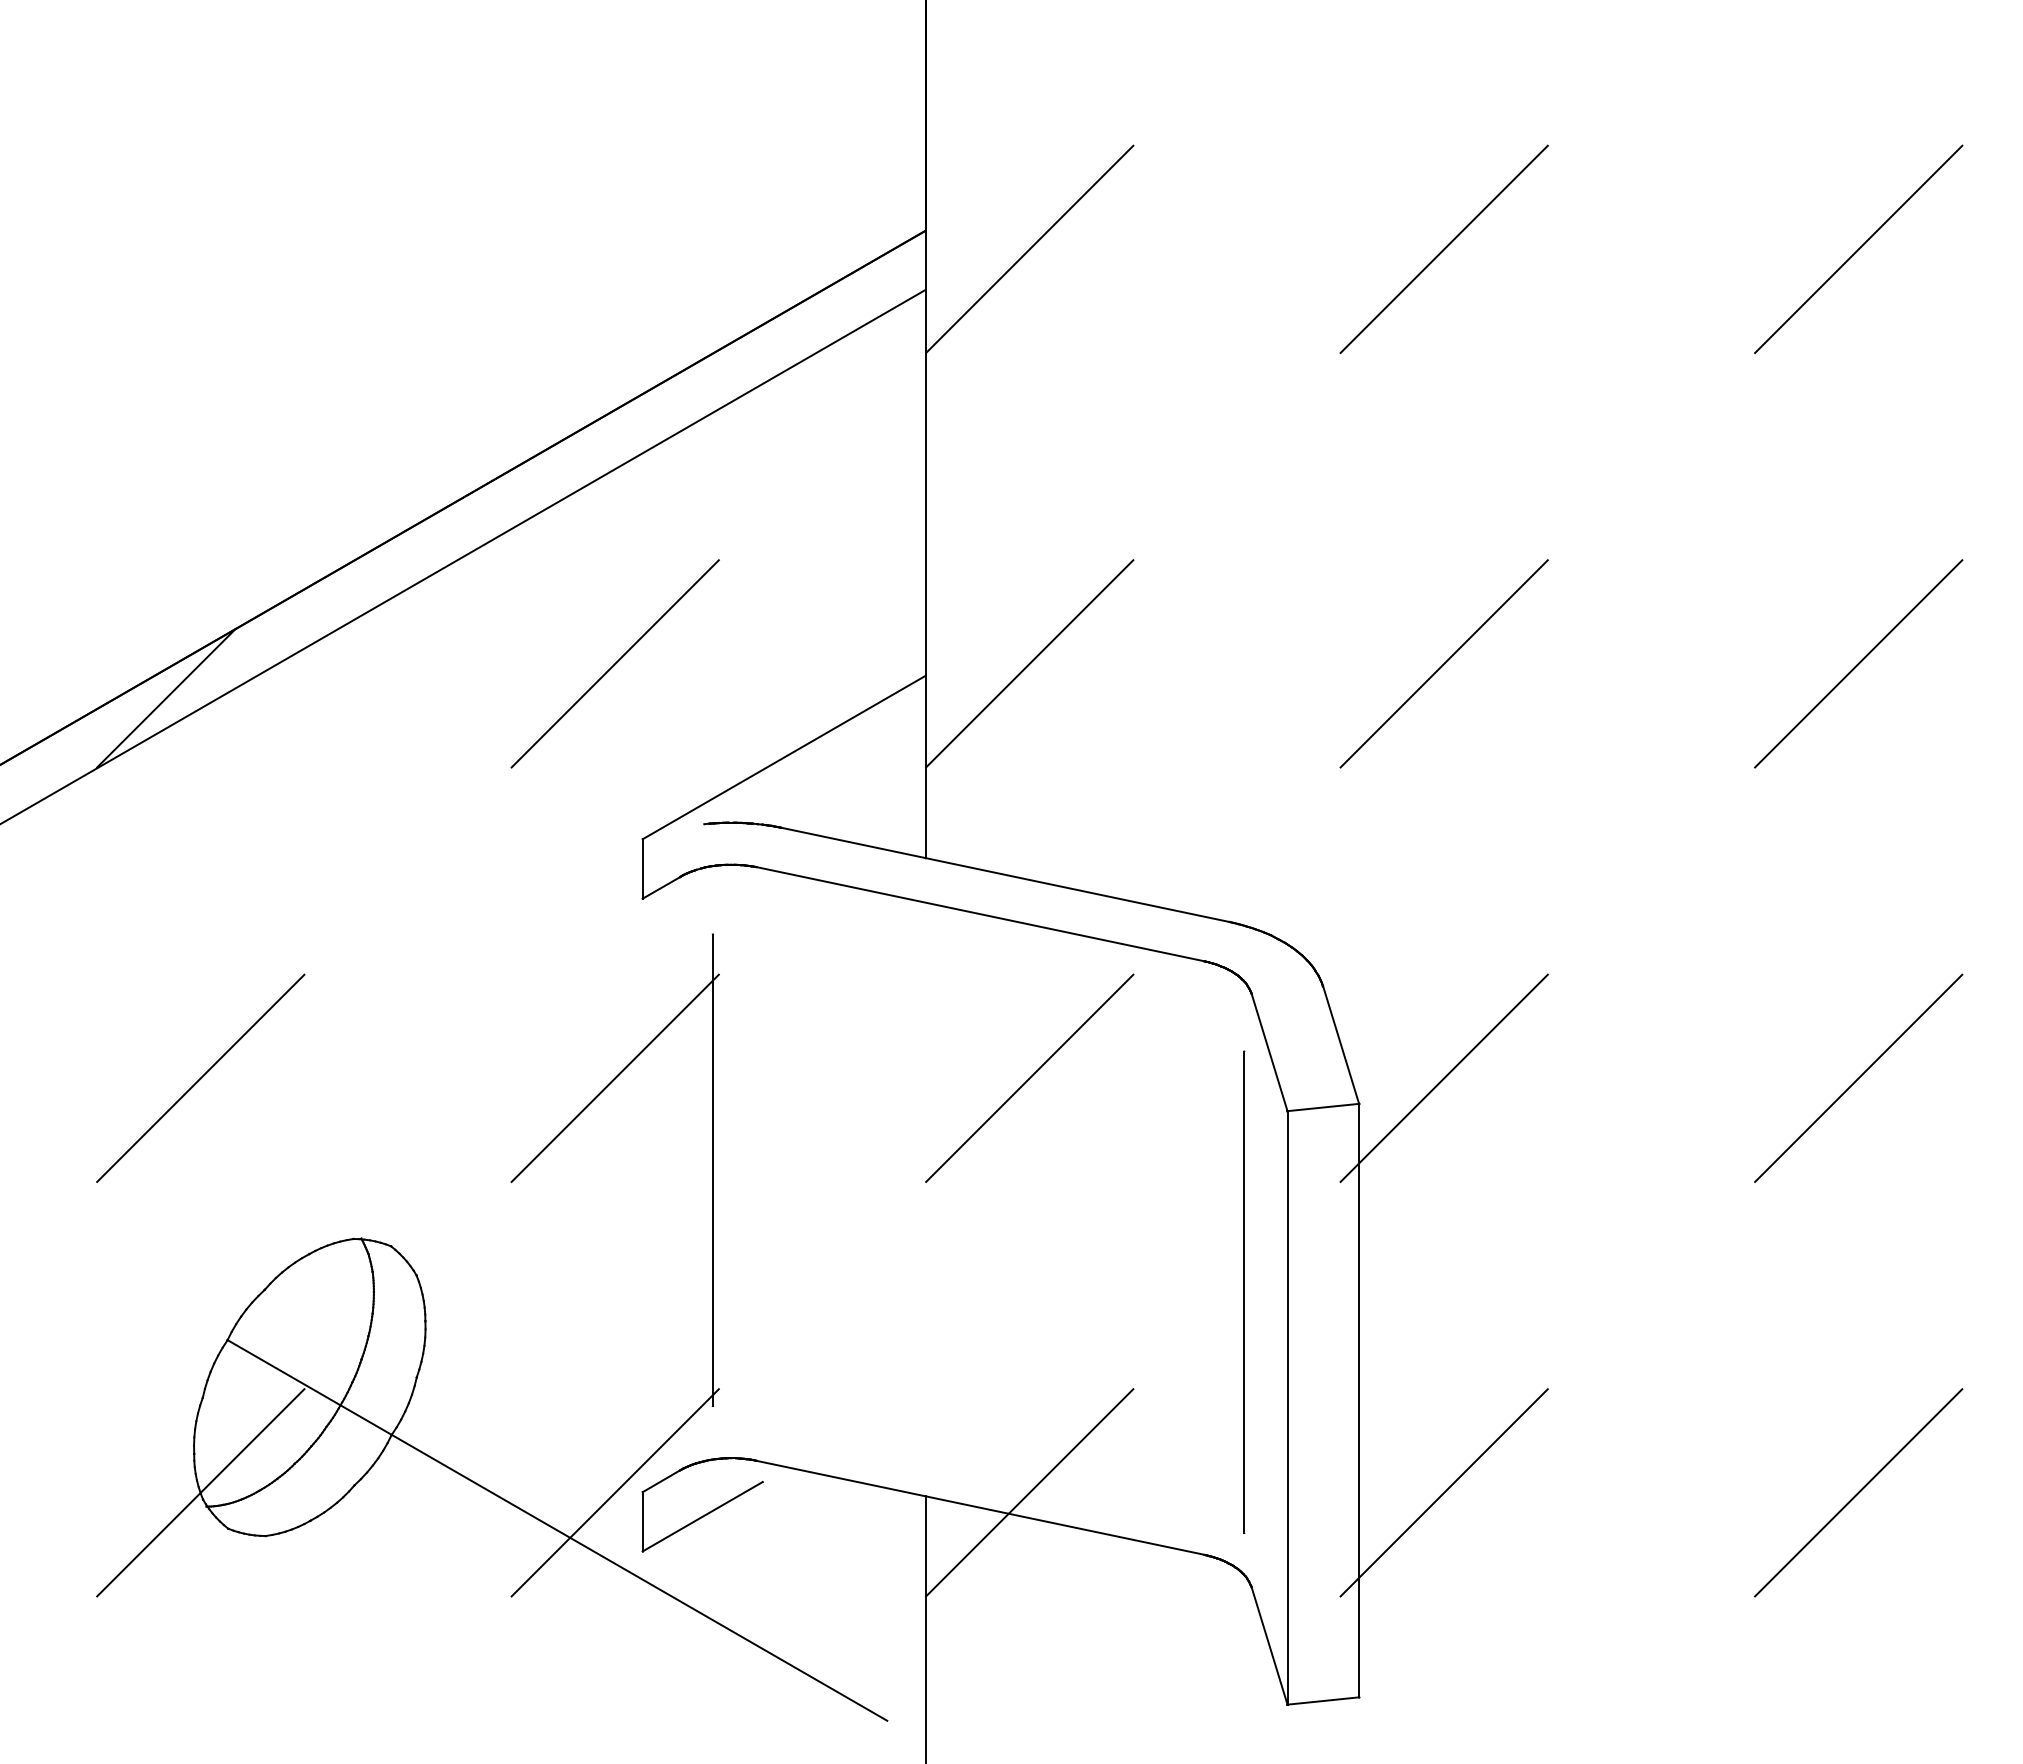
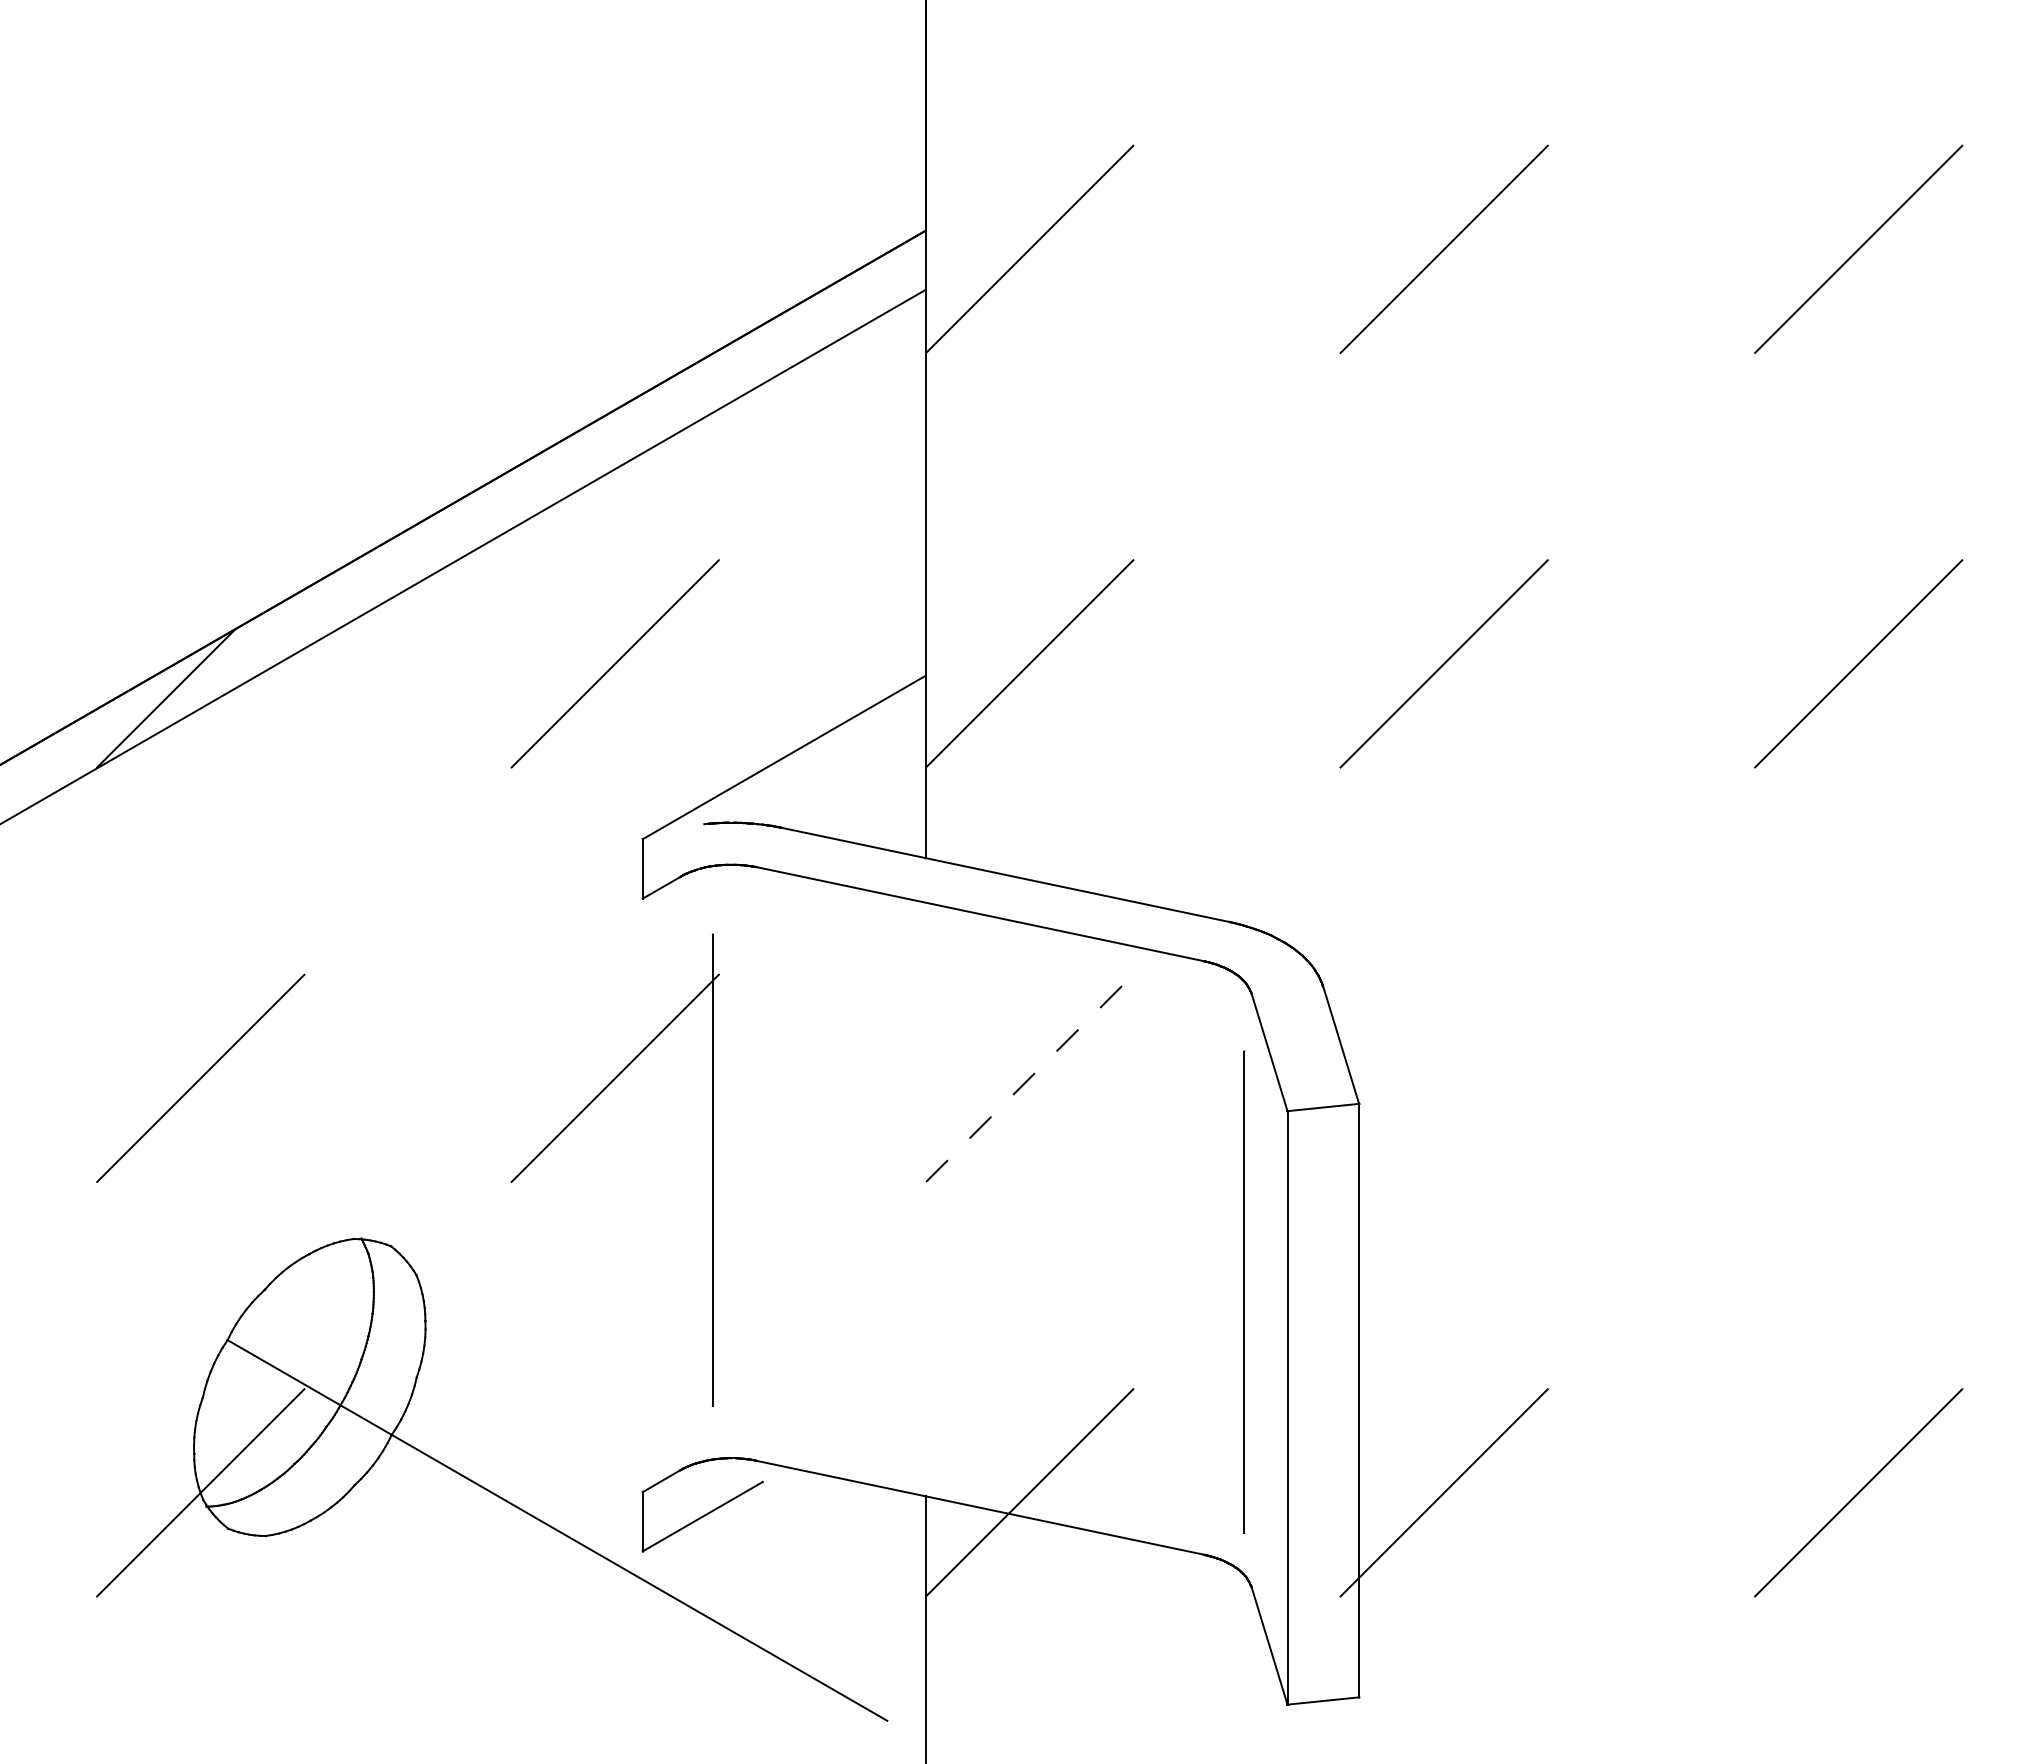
line: present -> none (1443, 1077)
line: present -> none (1858, 1077)
line: solid -> dashed (1029, 1078)
line: present -> none (614, 1492)
